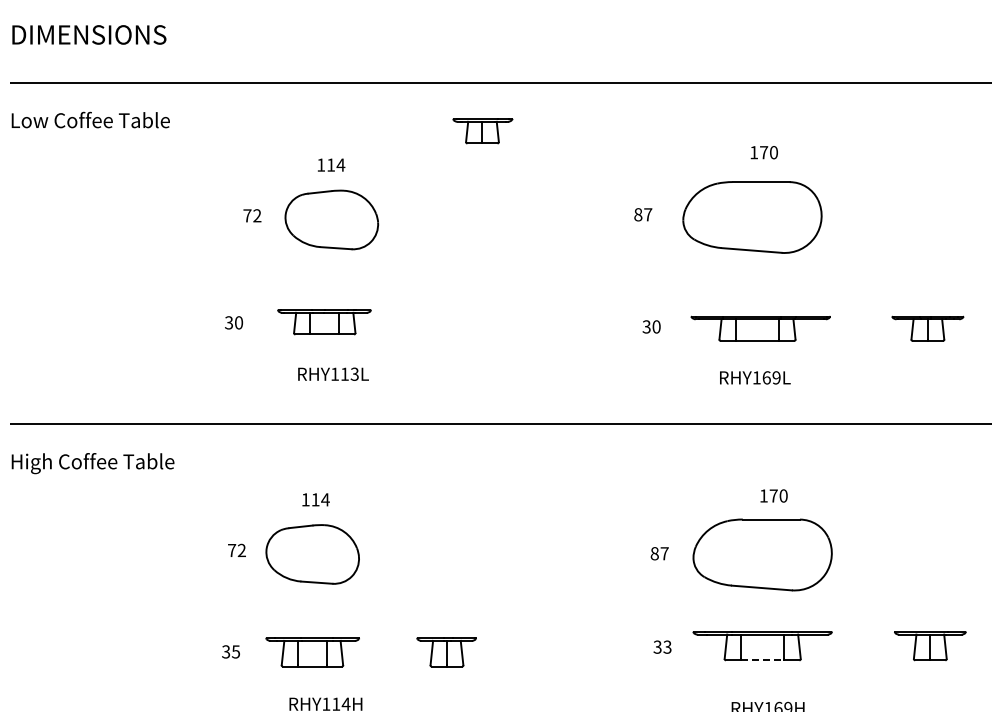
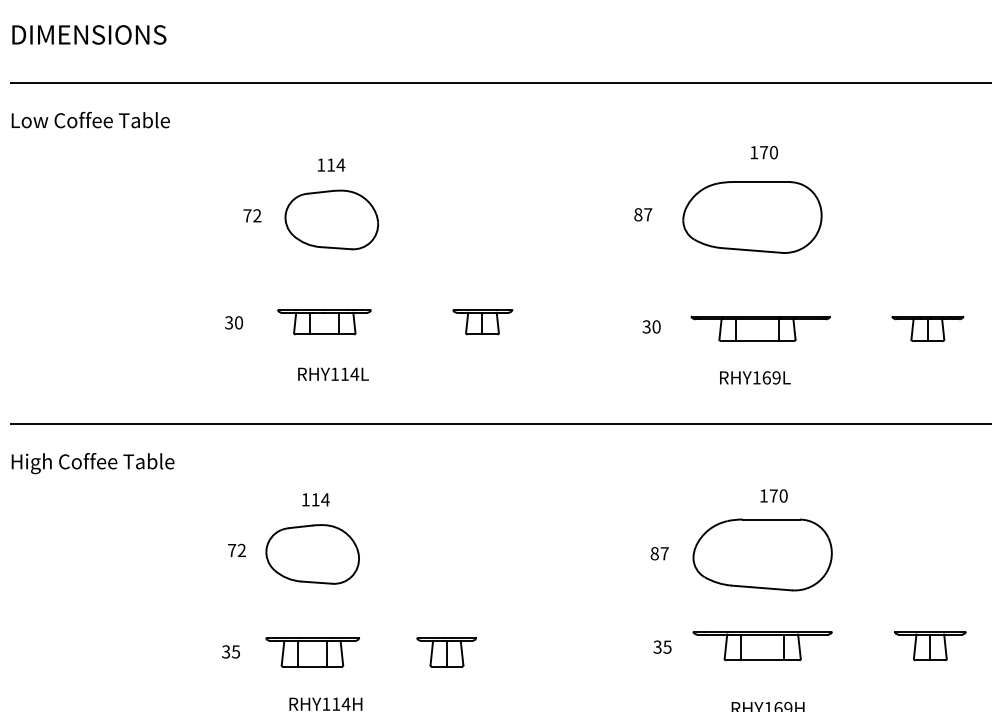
part position: (482, 131) -> (482, 322) (482, 322)
text: RHY113L -> RHY114L (354, 373)
text: 33 -> 35 (667, 646)
line: dashed -> solid (762, 660)
